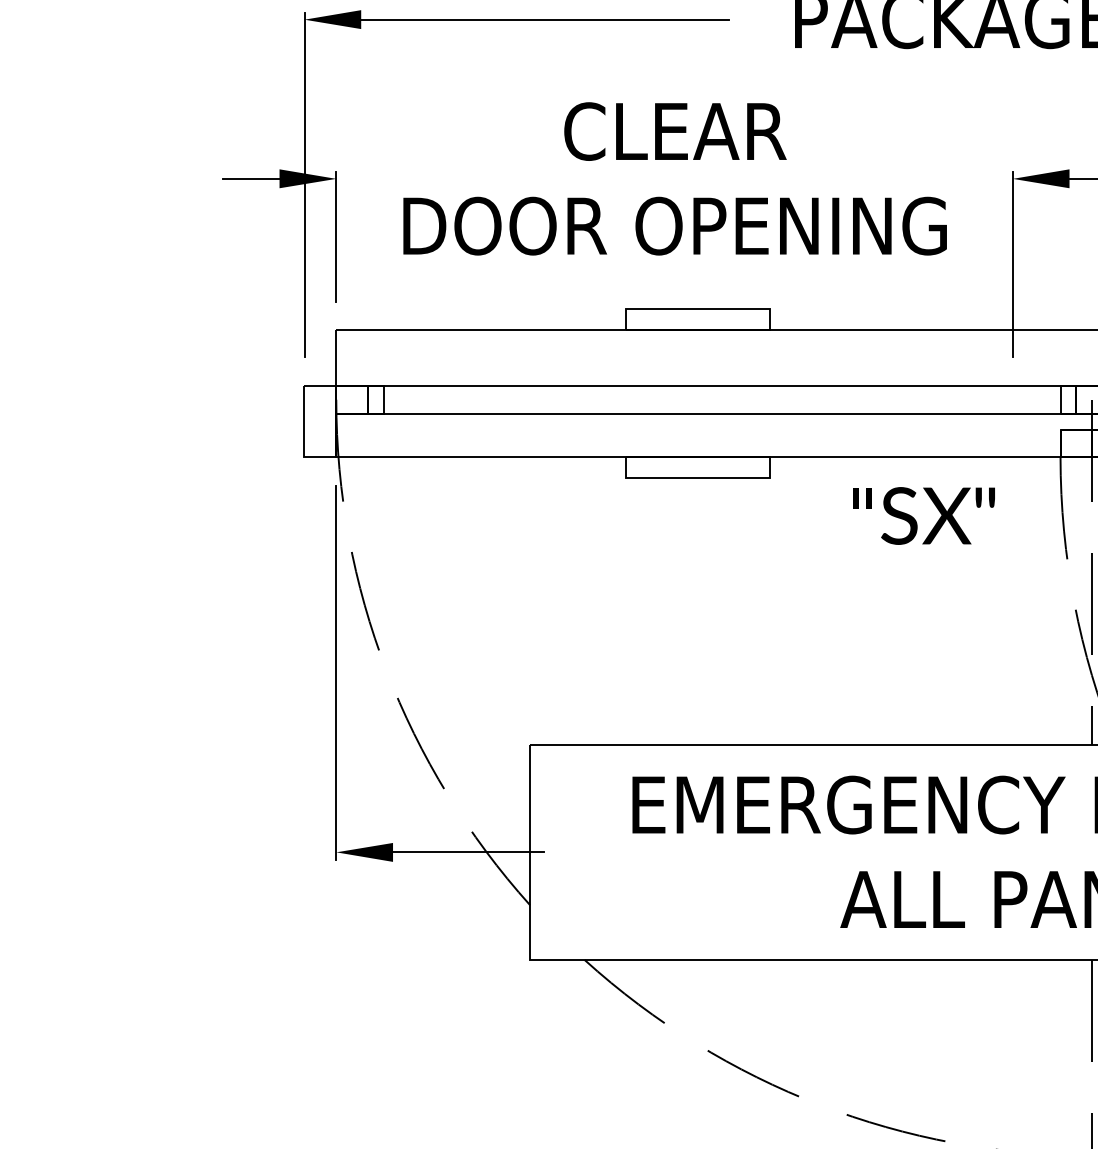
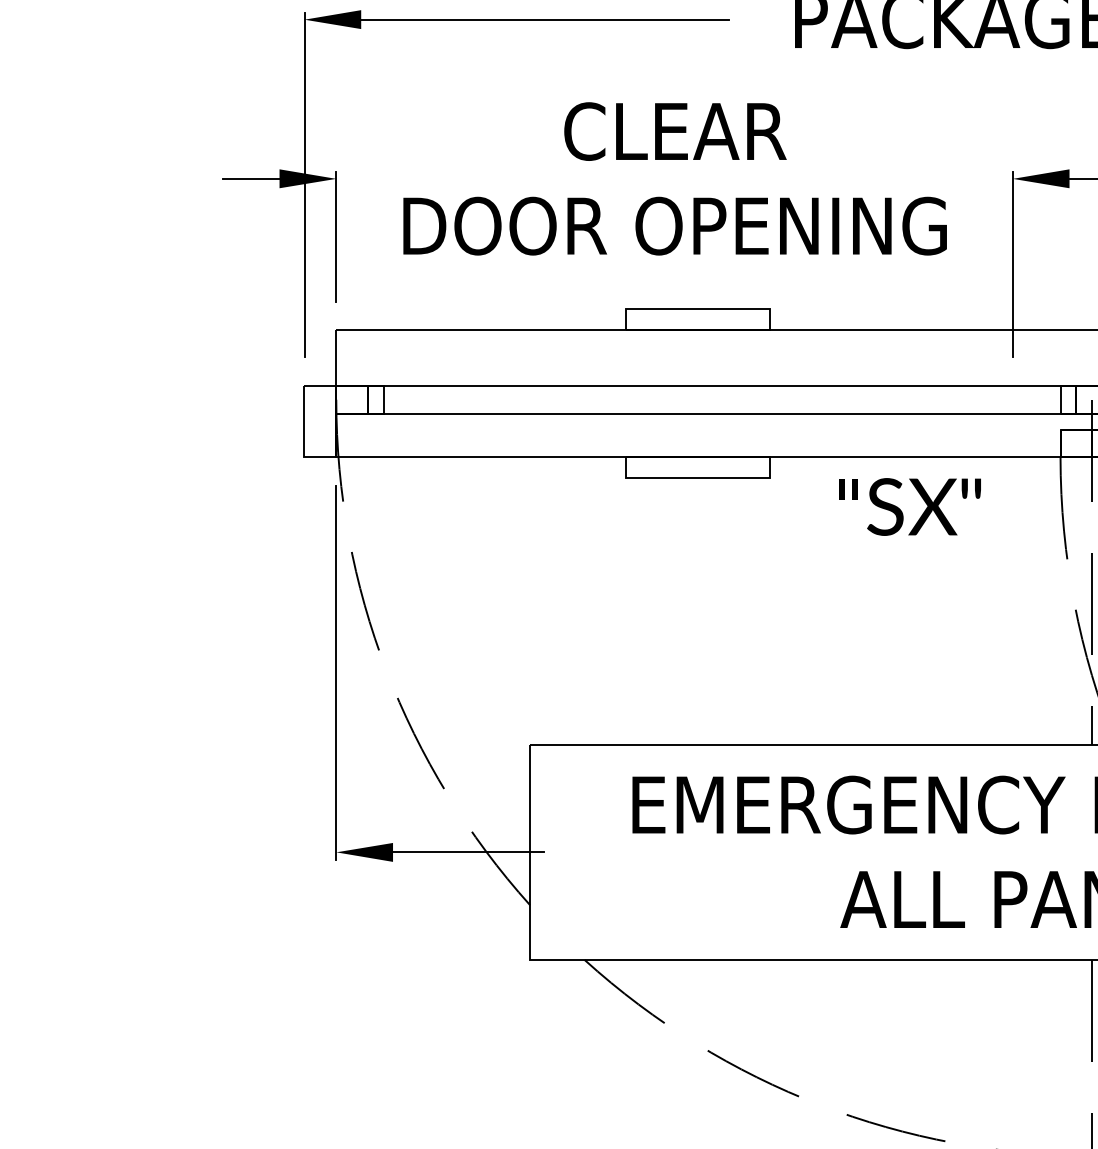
text position: (923, 515) -> (909, 506) (909, 506)
